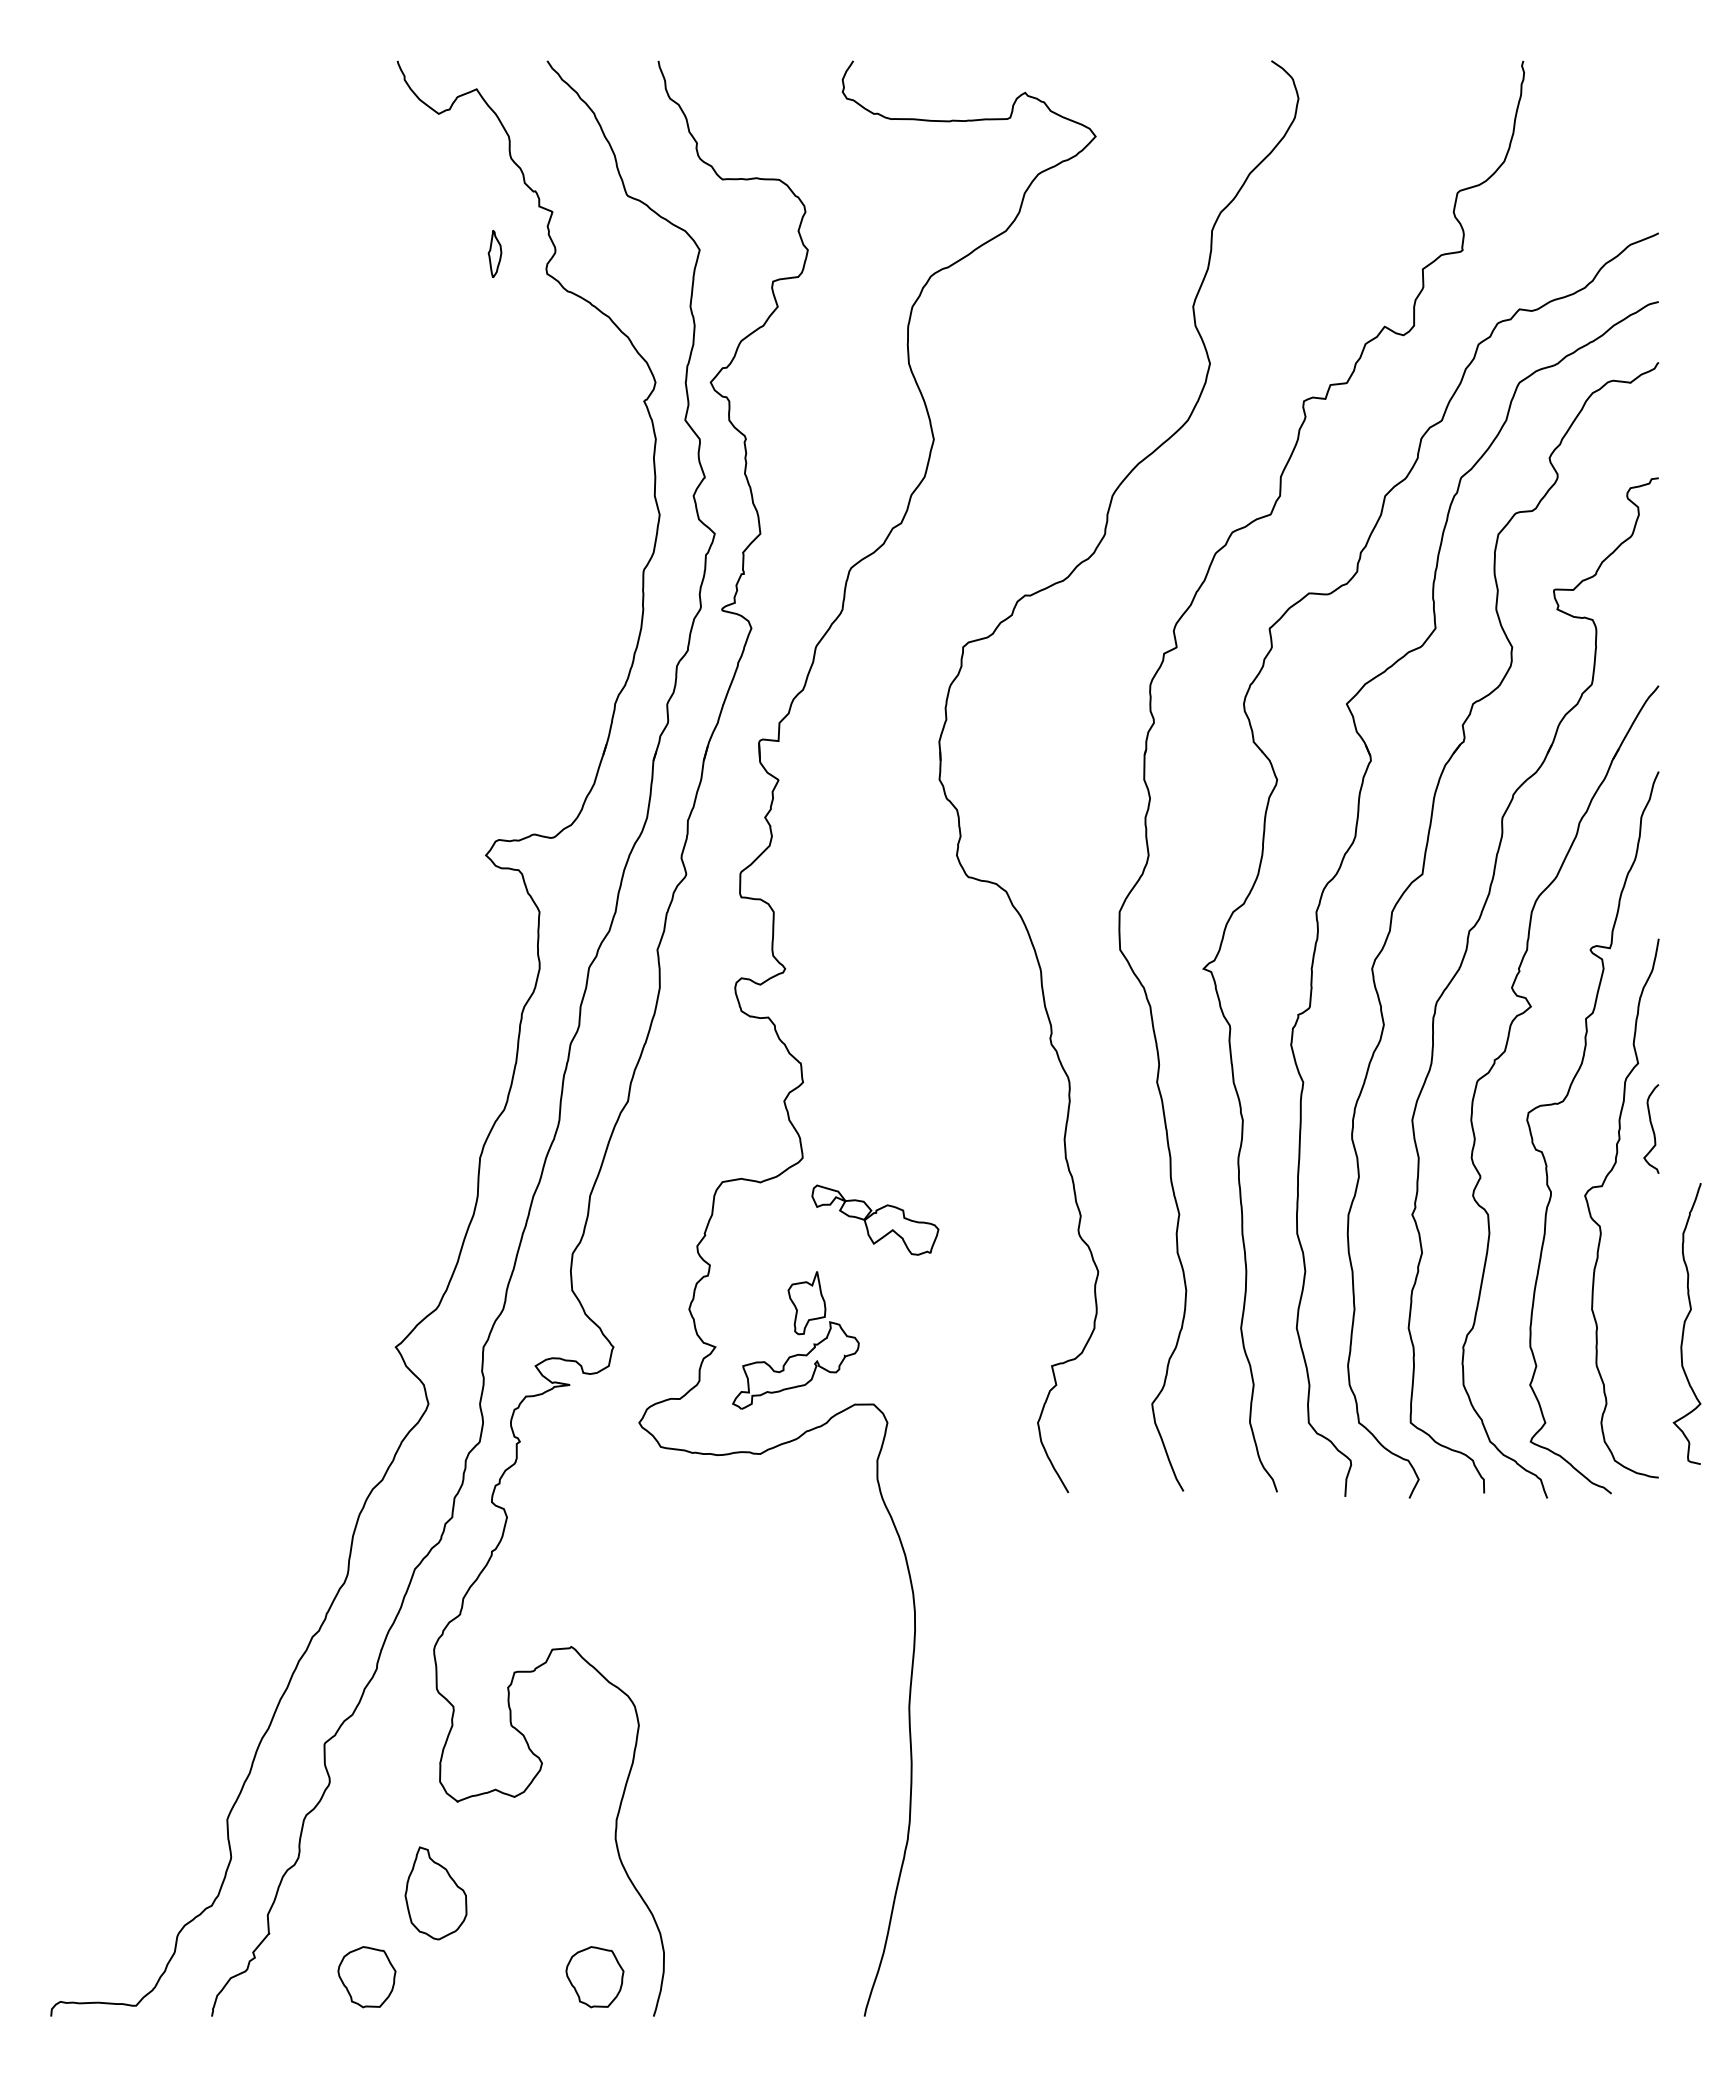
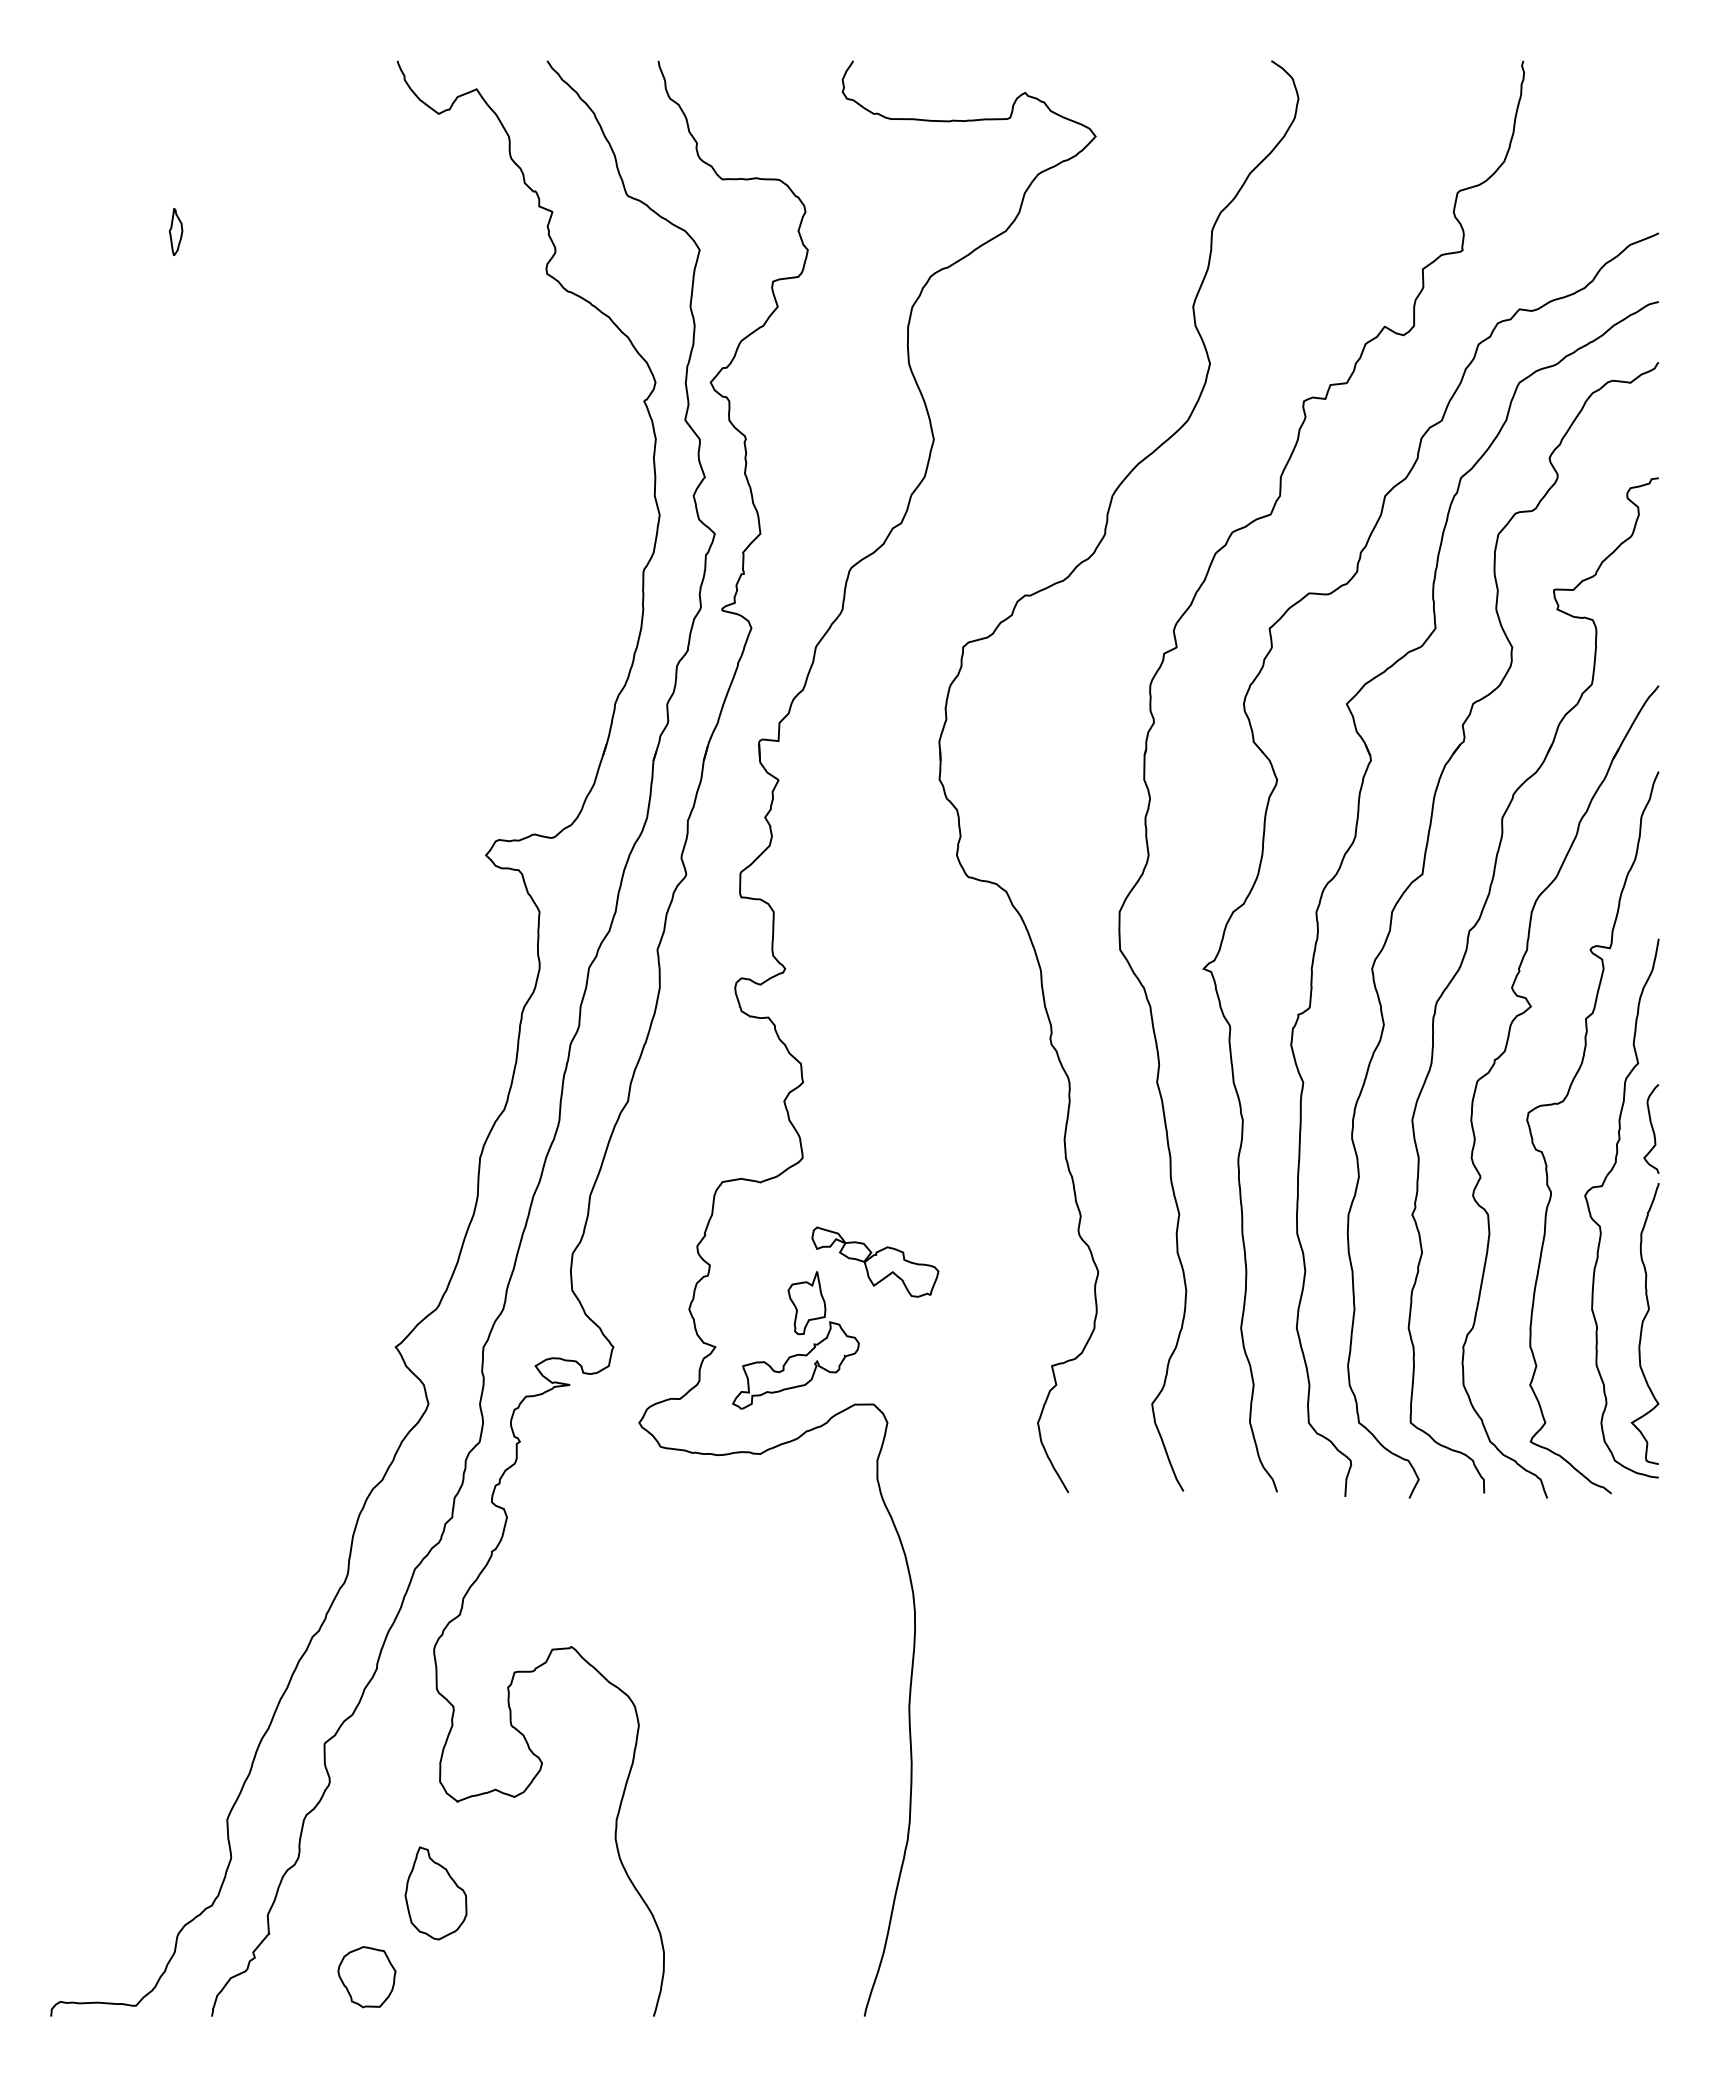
part position: (494, 253) -> (175, 231) (175, 231)
part position: (875, 1219) -> (875, 1261) (875, 1261)
curve position: (1685, 1323) -> (1643, 1323) (1643, 1323)
part: present -> none (594, 1977)
